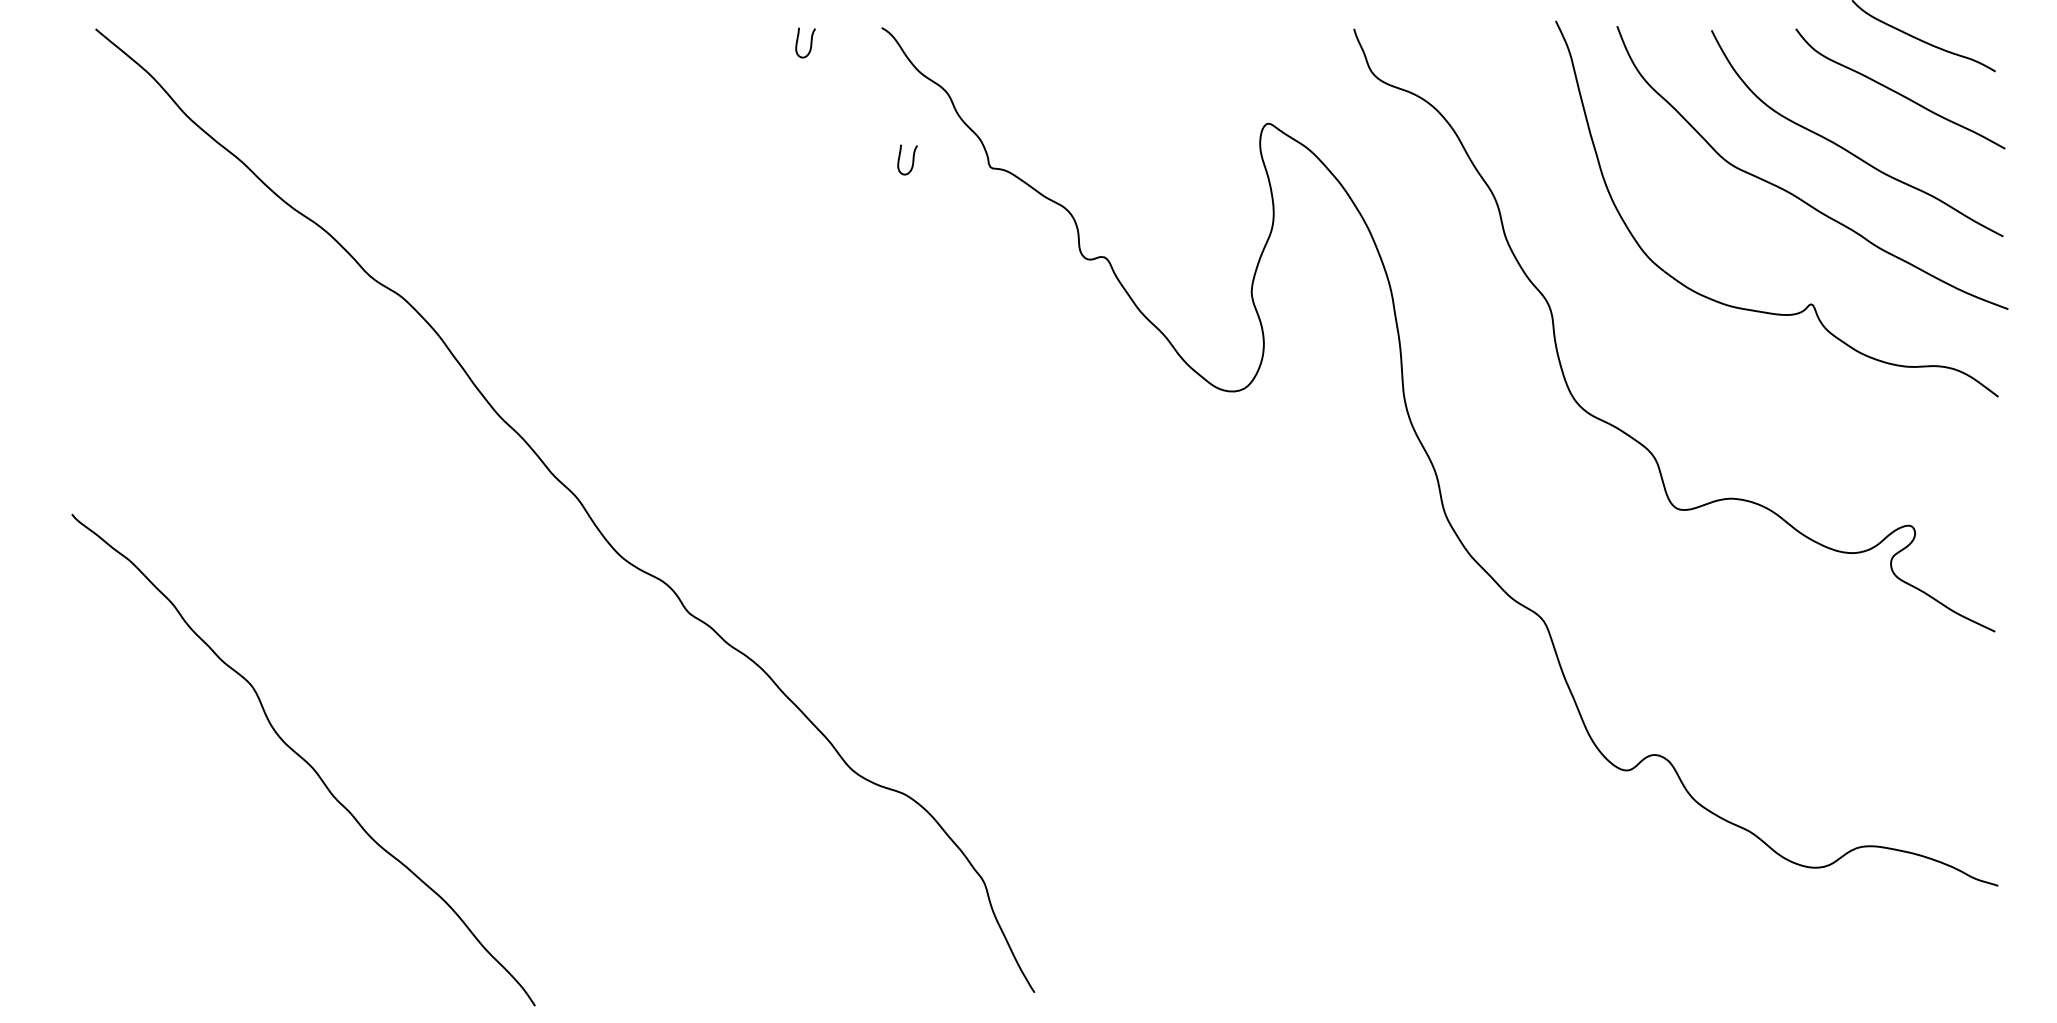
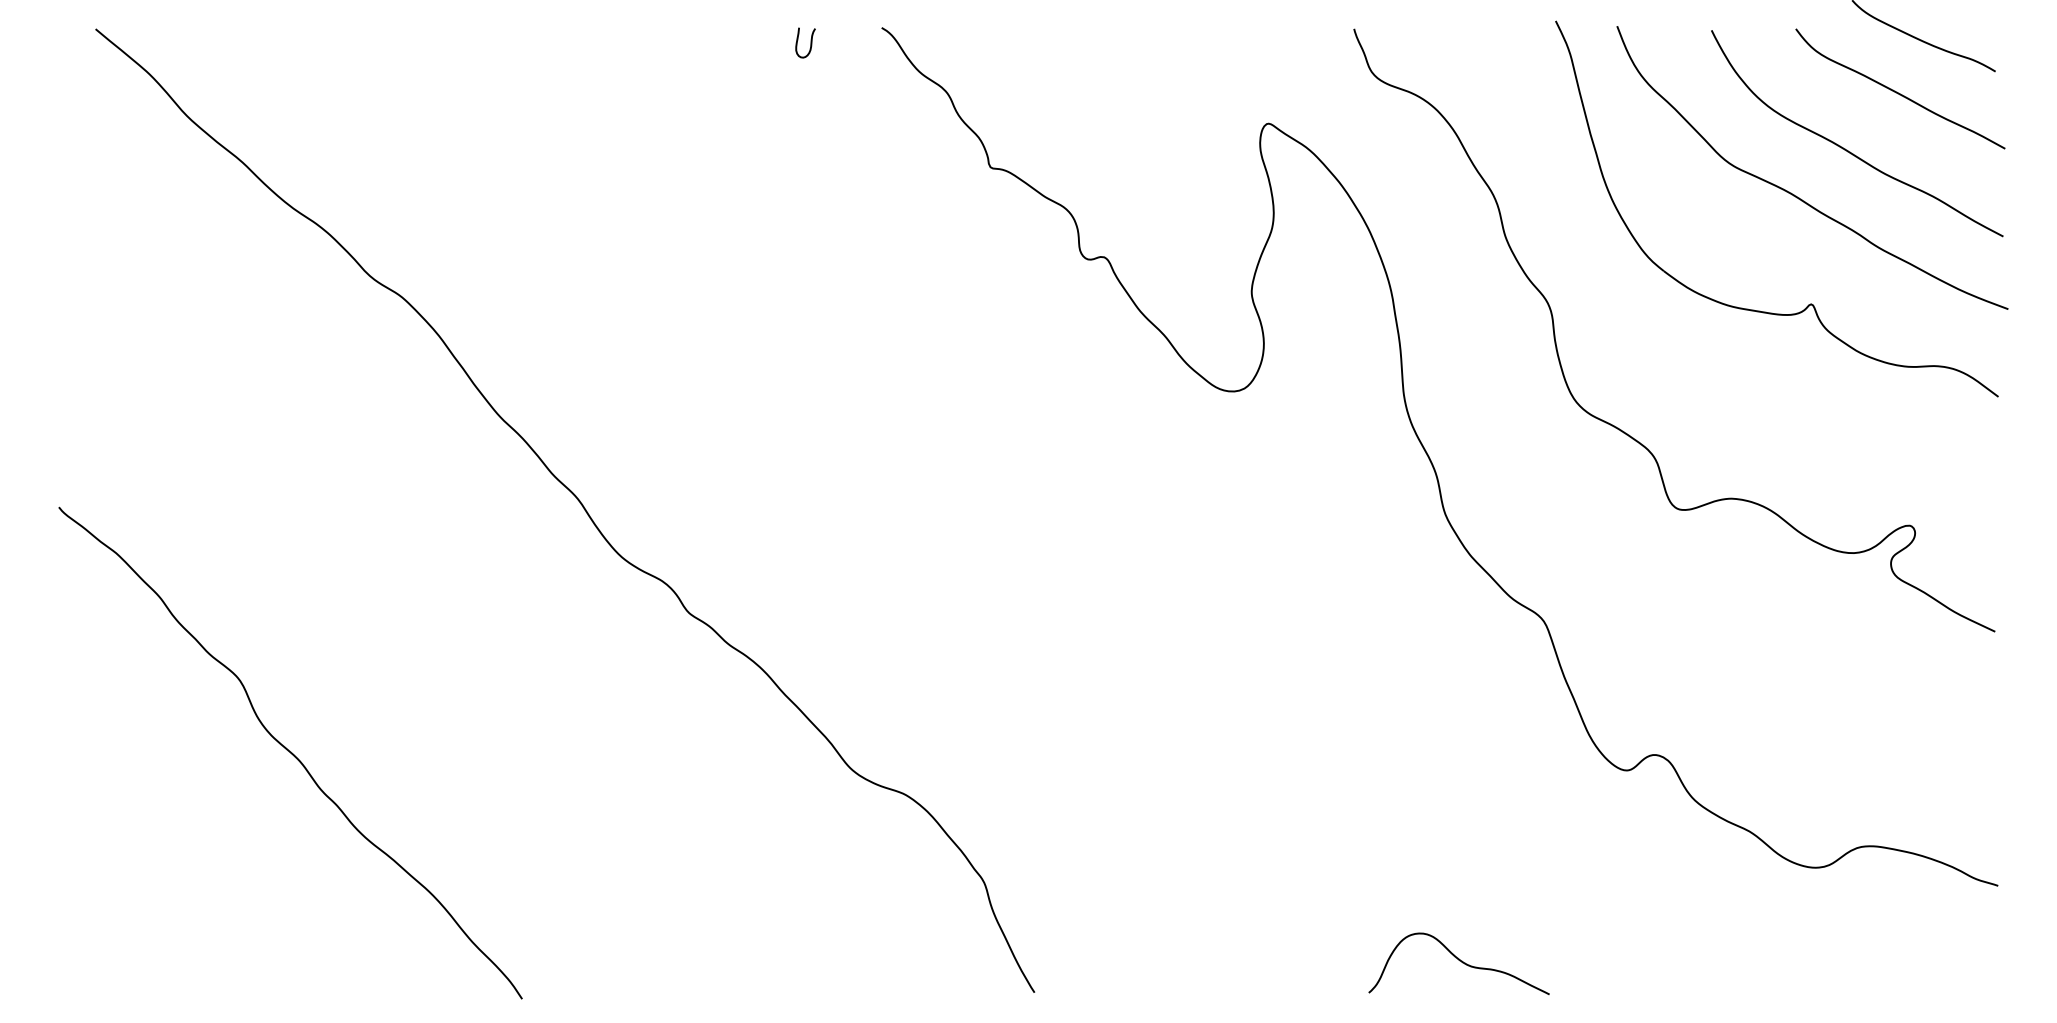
curve: present -> none (912, 159)
curve position: (303, 759) -> (290, 752) (290, 752)
curve: none -> present (1459, 961)
